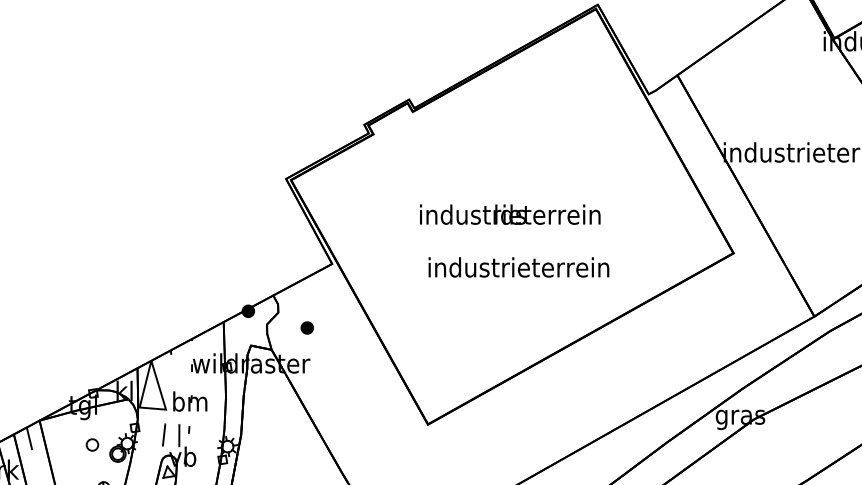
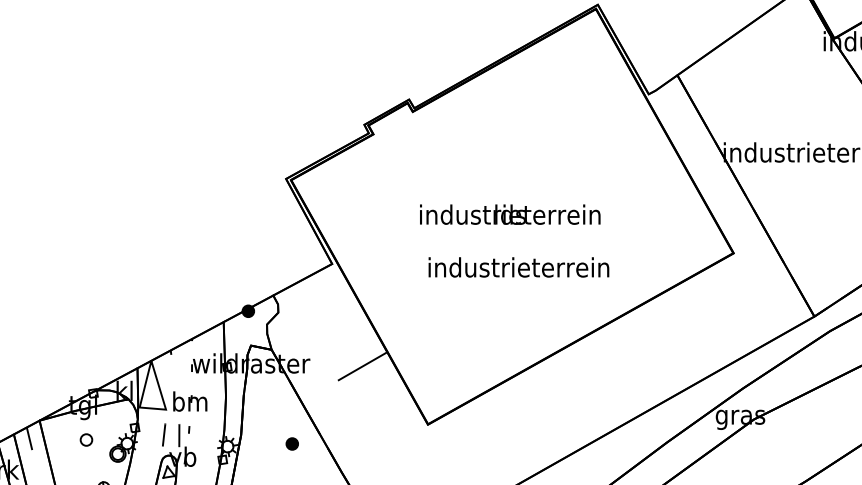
part position: (306, 327) -> (291, 443) (291, 443)
line: none -> present (362, 366)
part position: (92, 444) -> (86, 439) (86, 439)
